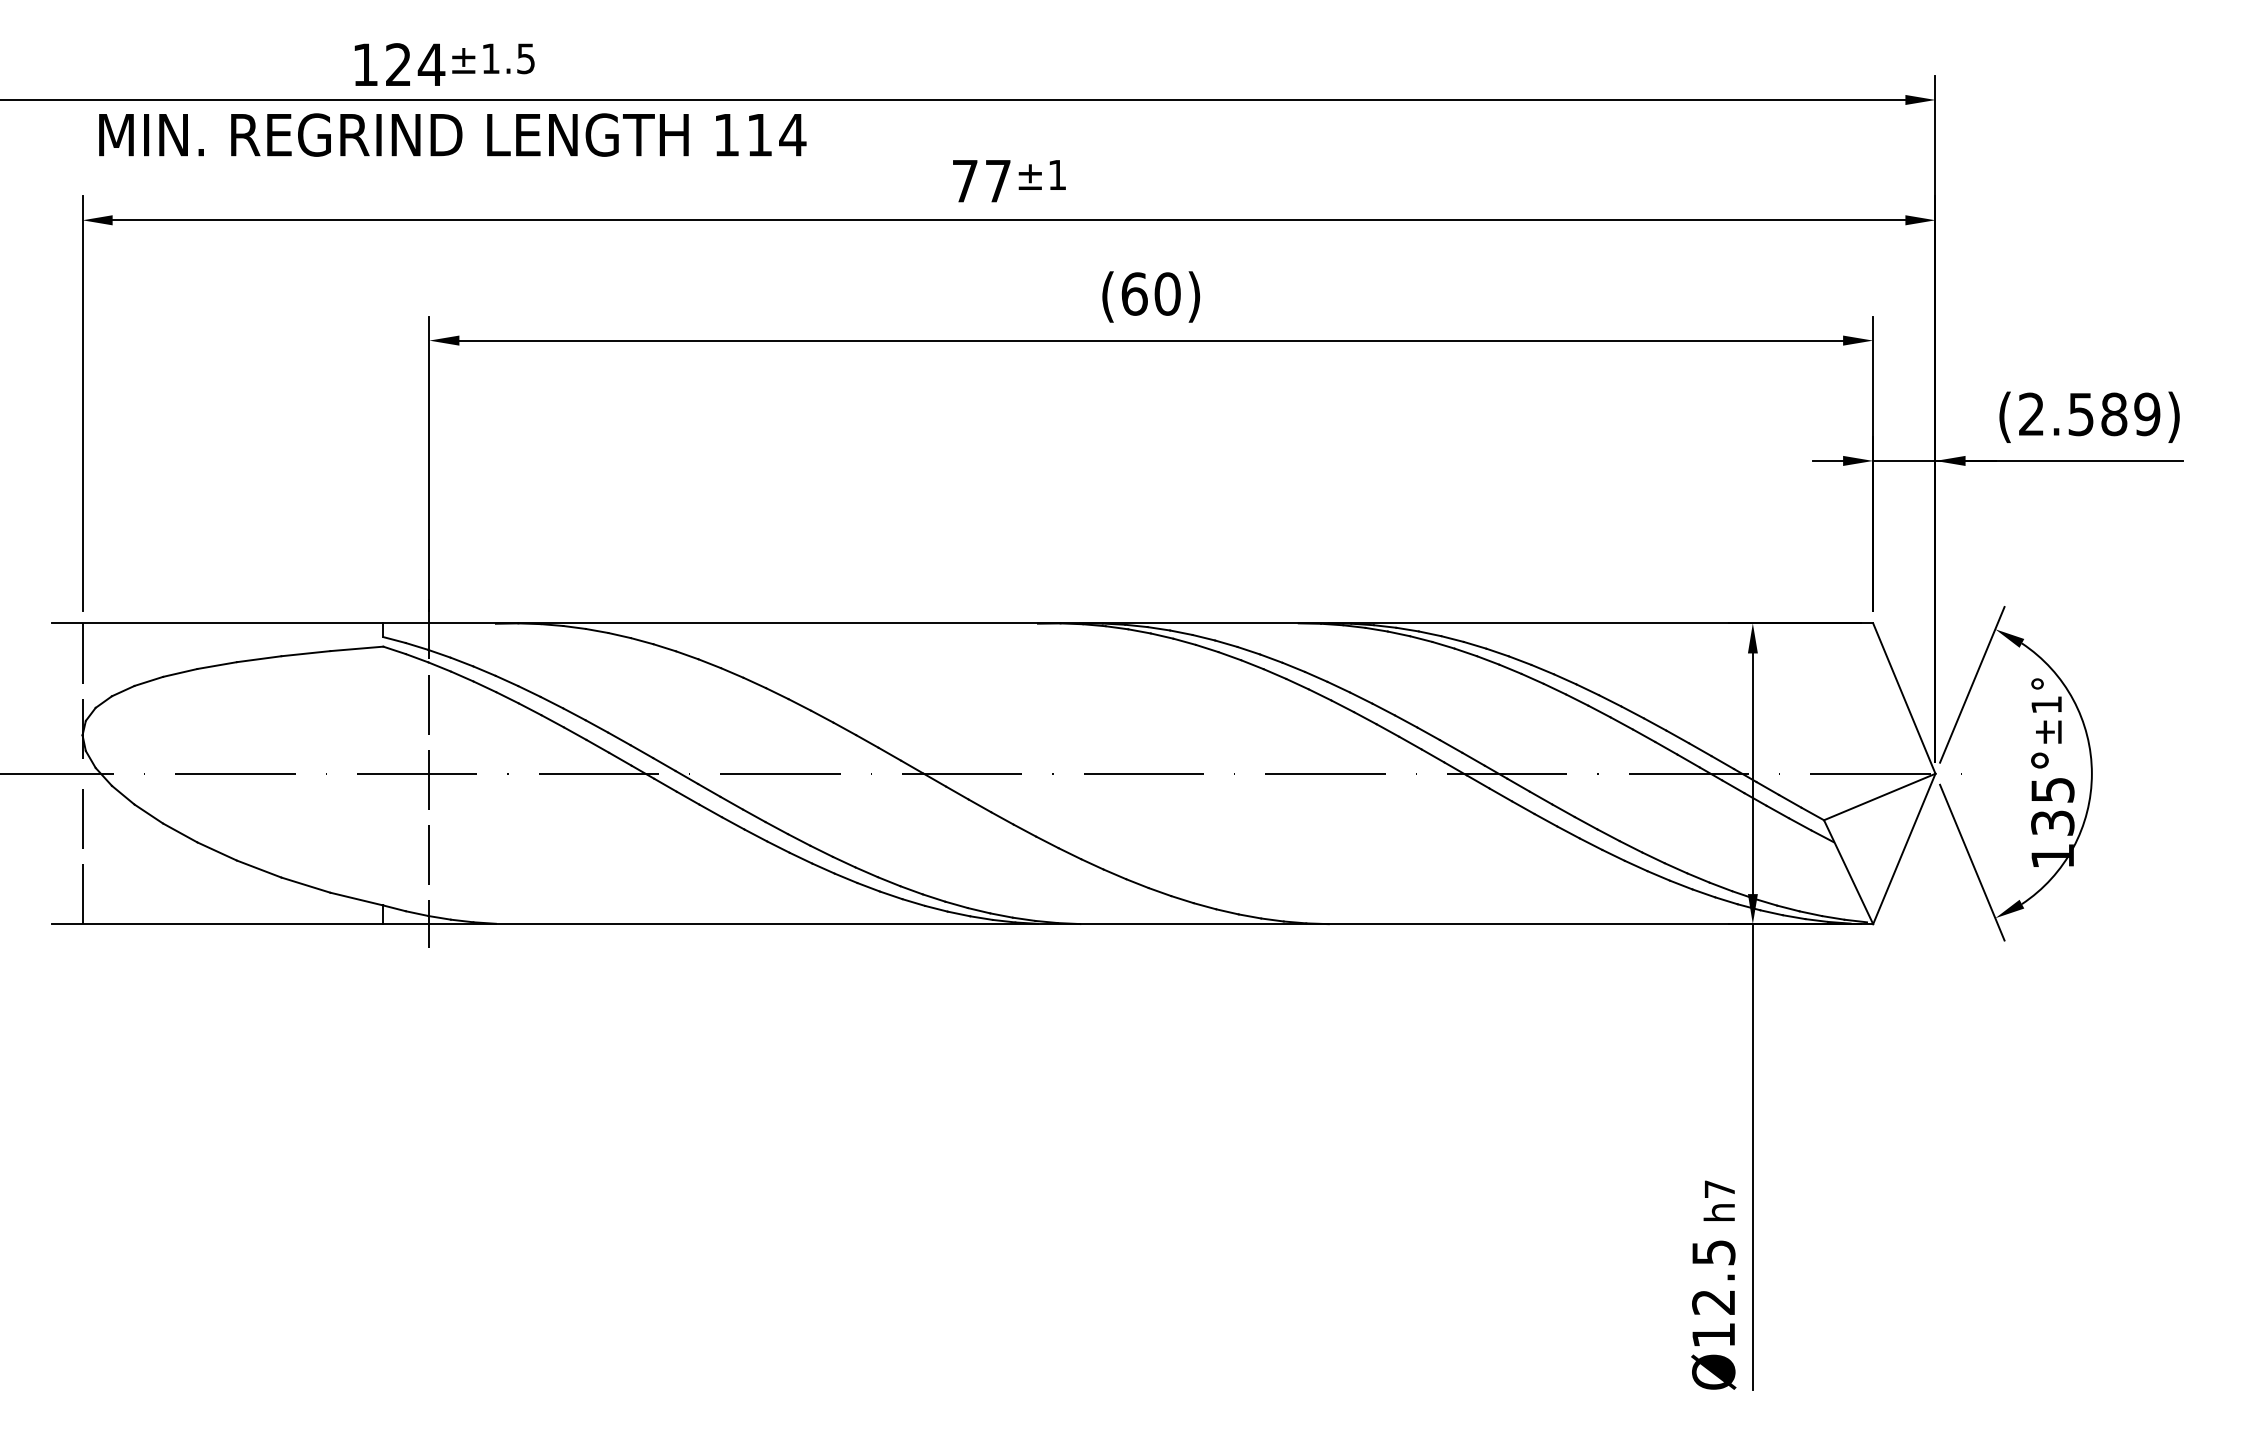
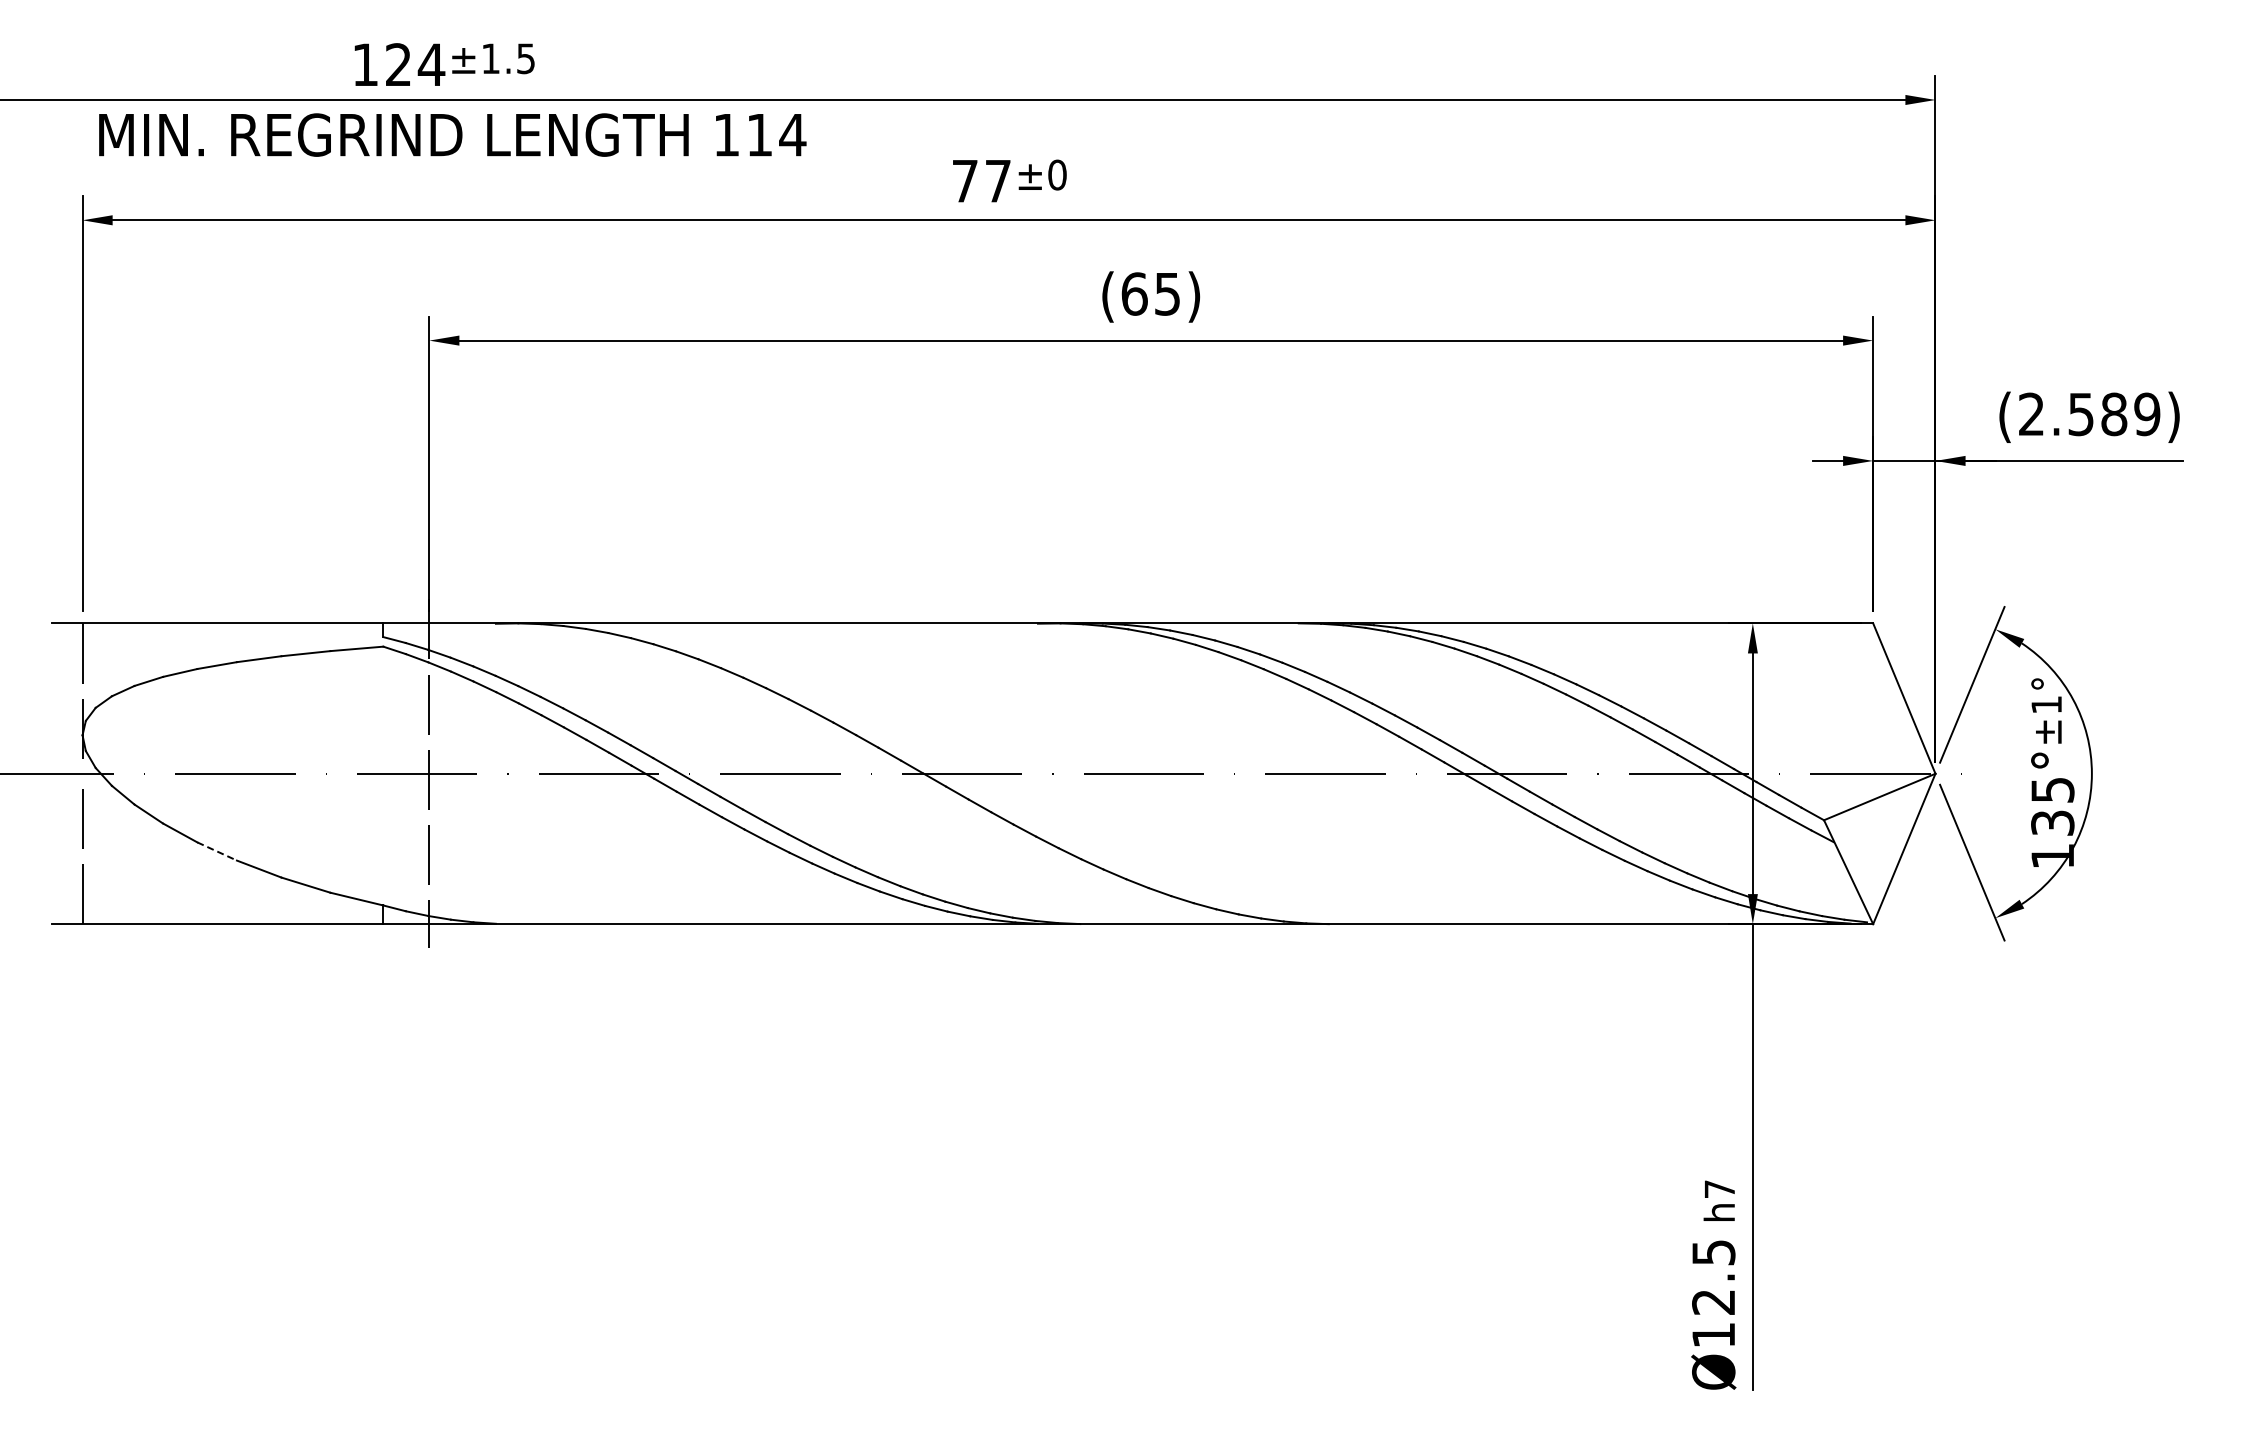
text: ±1 -> ±0 (1057, 174)
text: (60) -> (65) (1167, 293)
line: solid -> dashed (217, 851)
